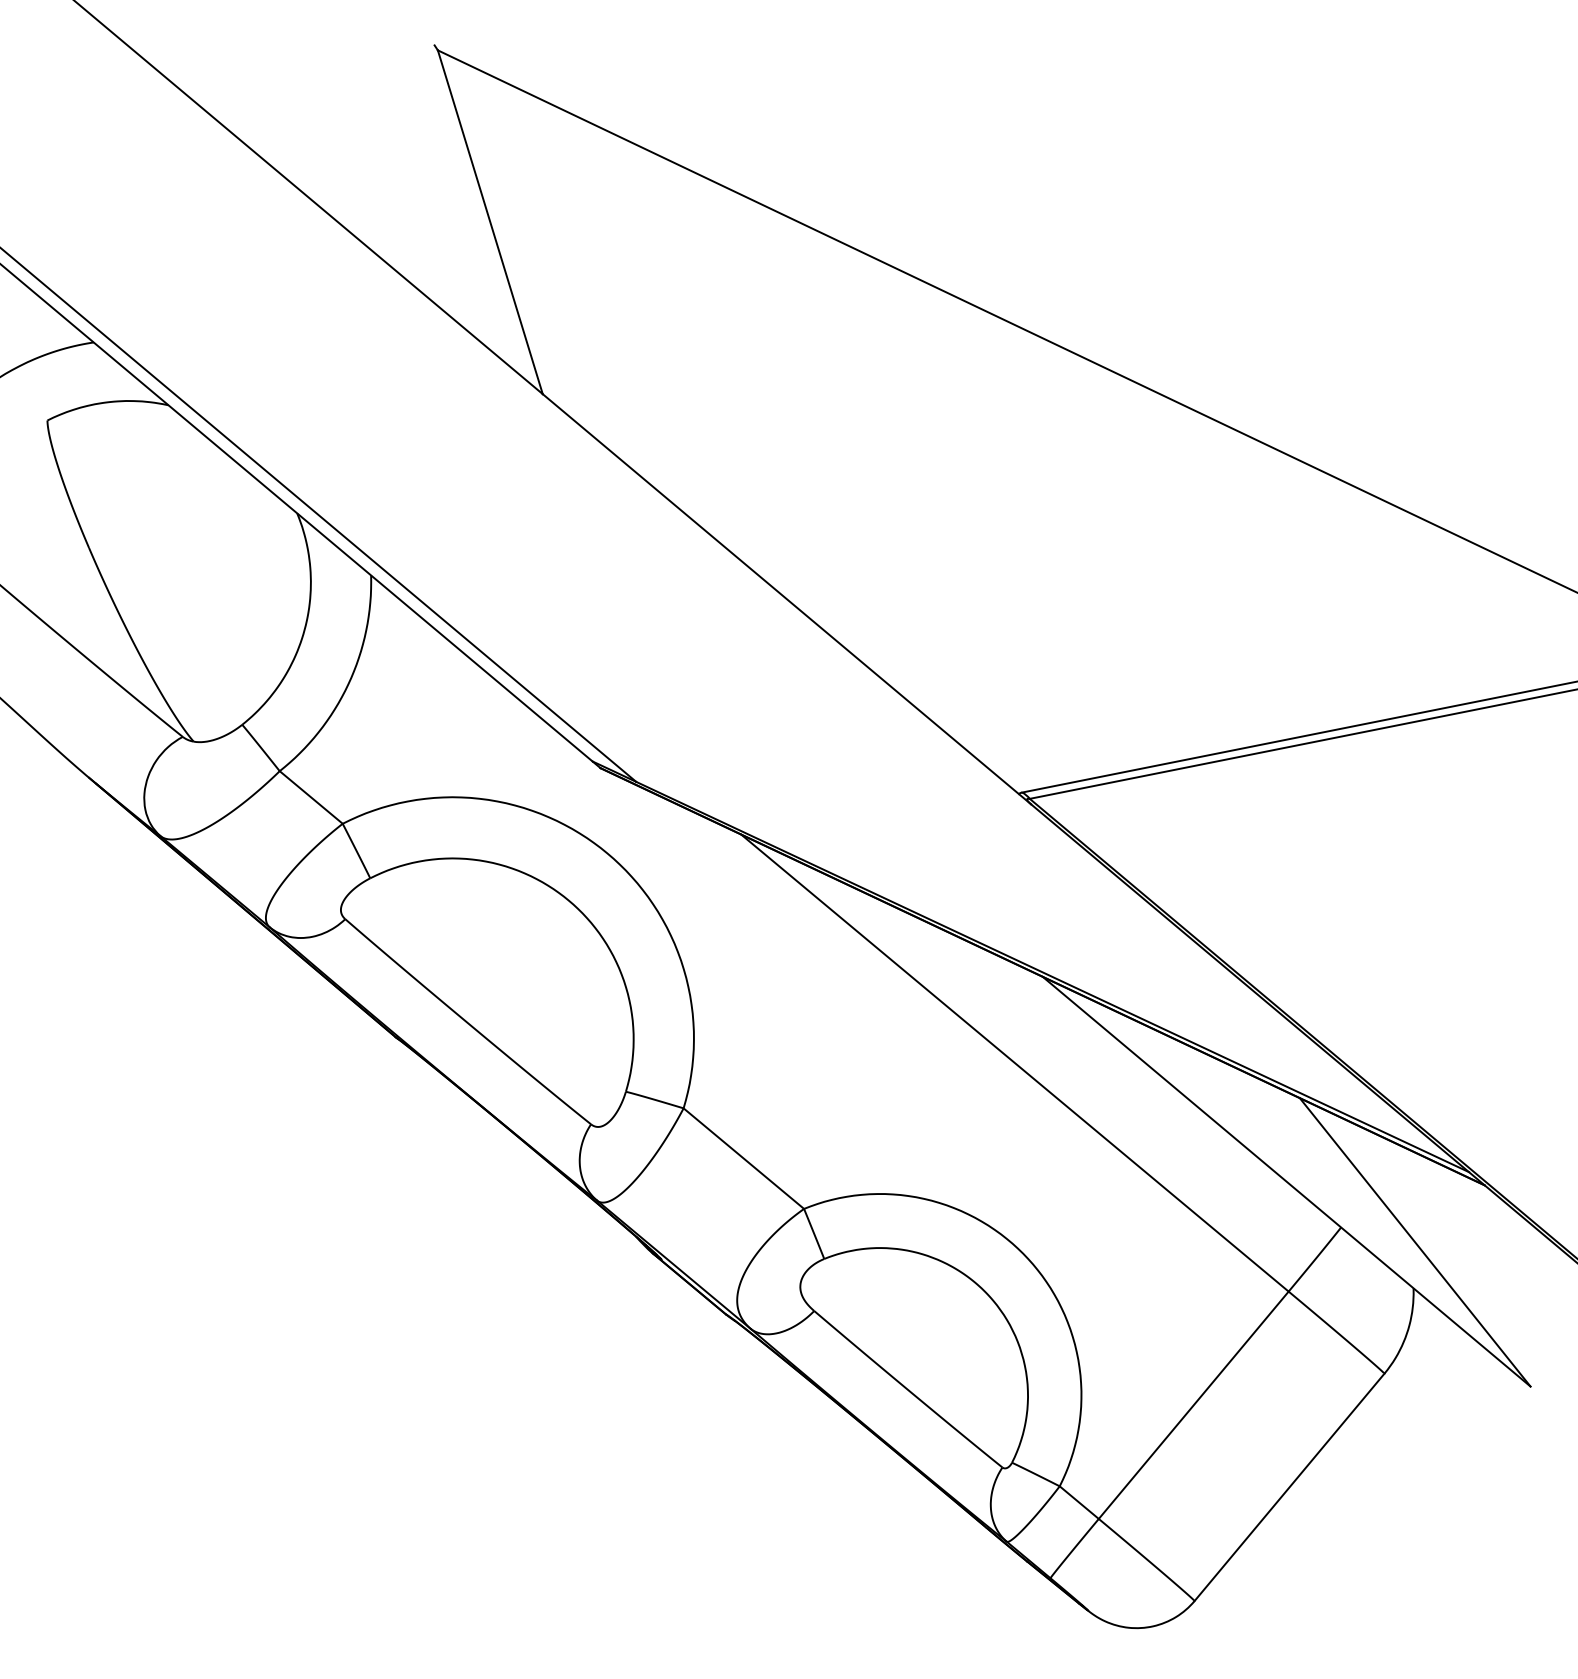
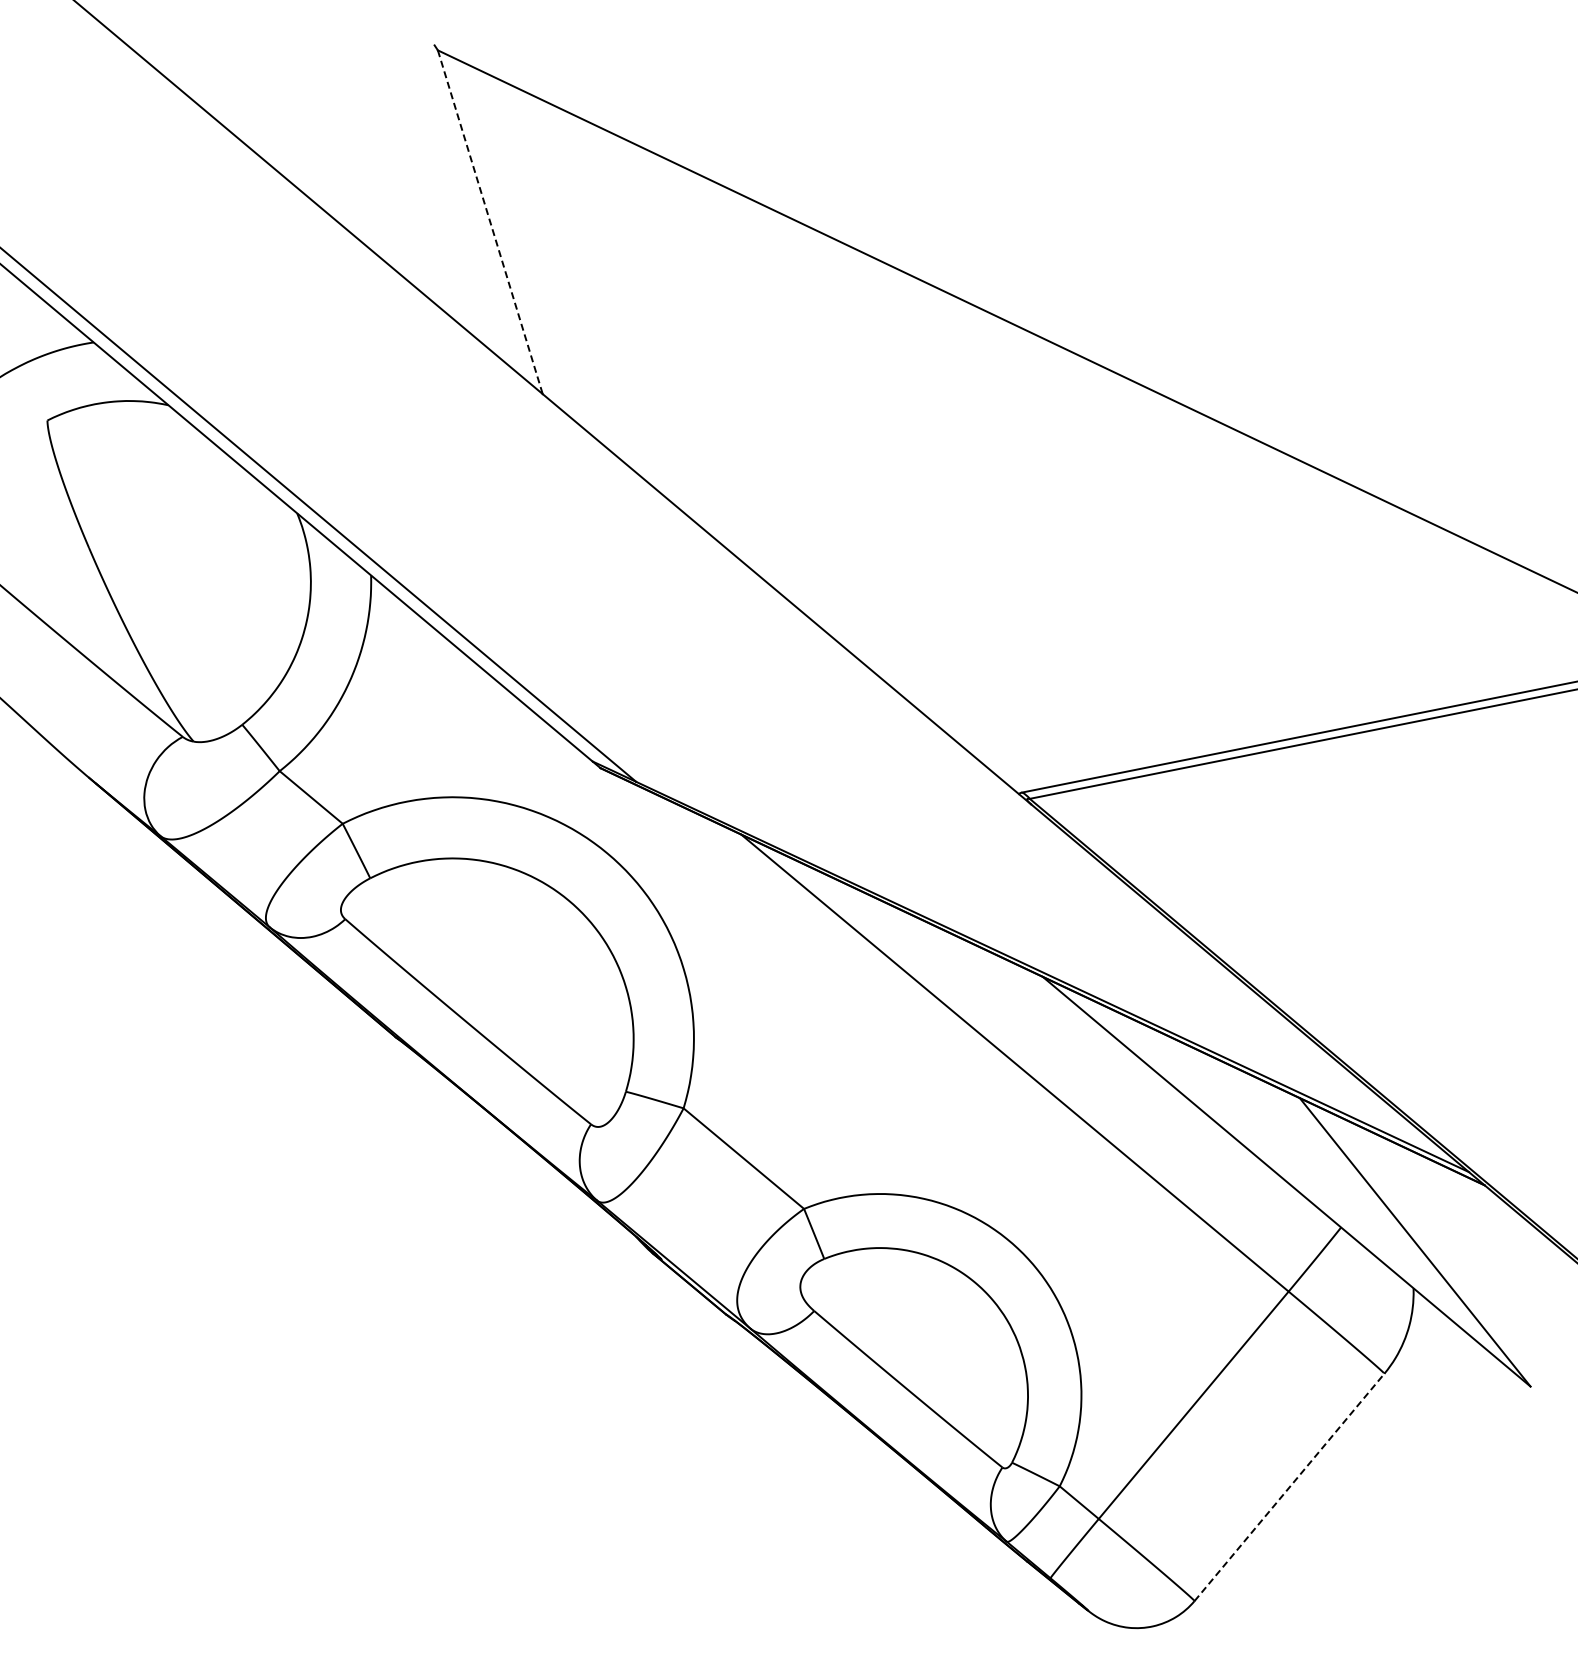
line: solid -> dashed (490, 222)
line: solid -> dashed (1289, 1487)
